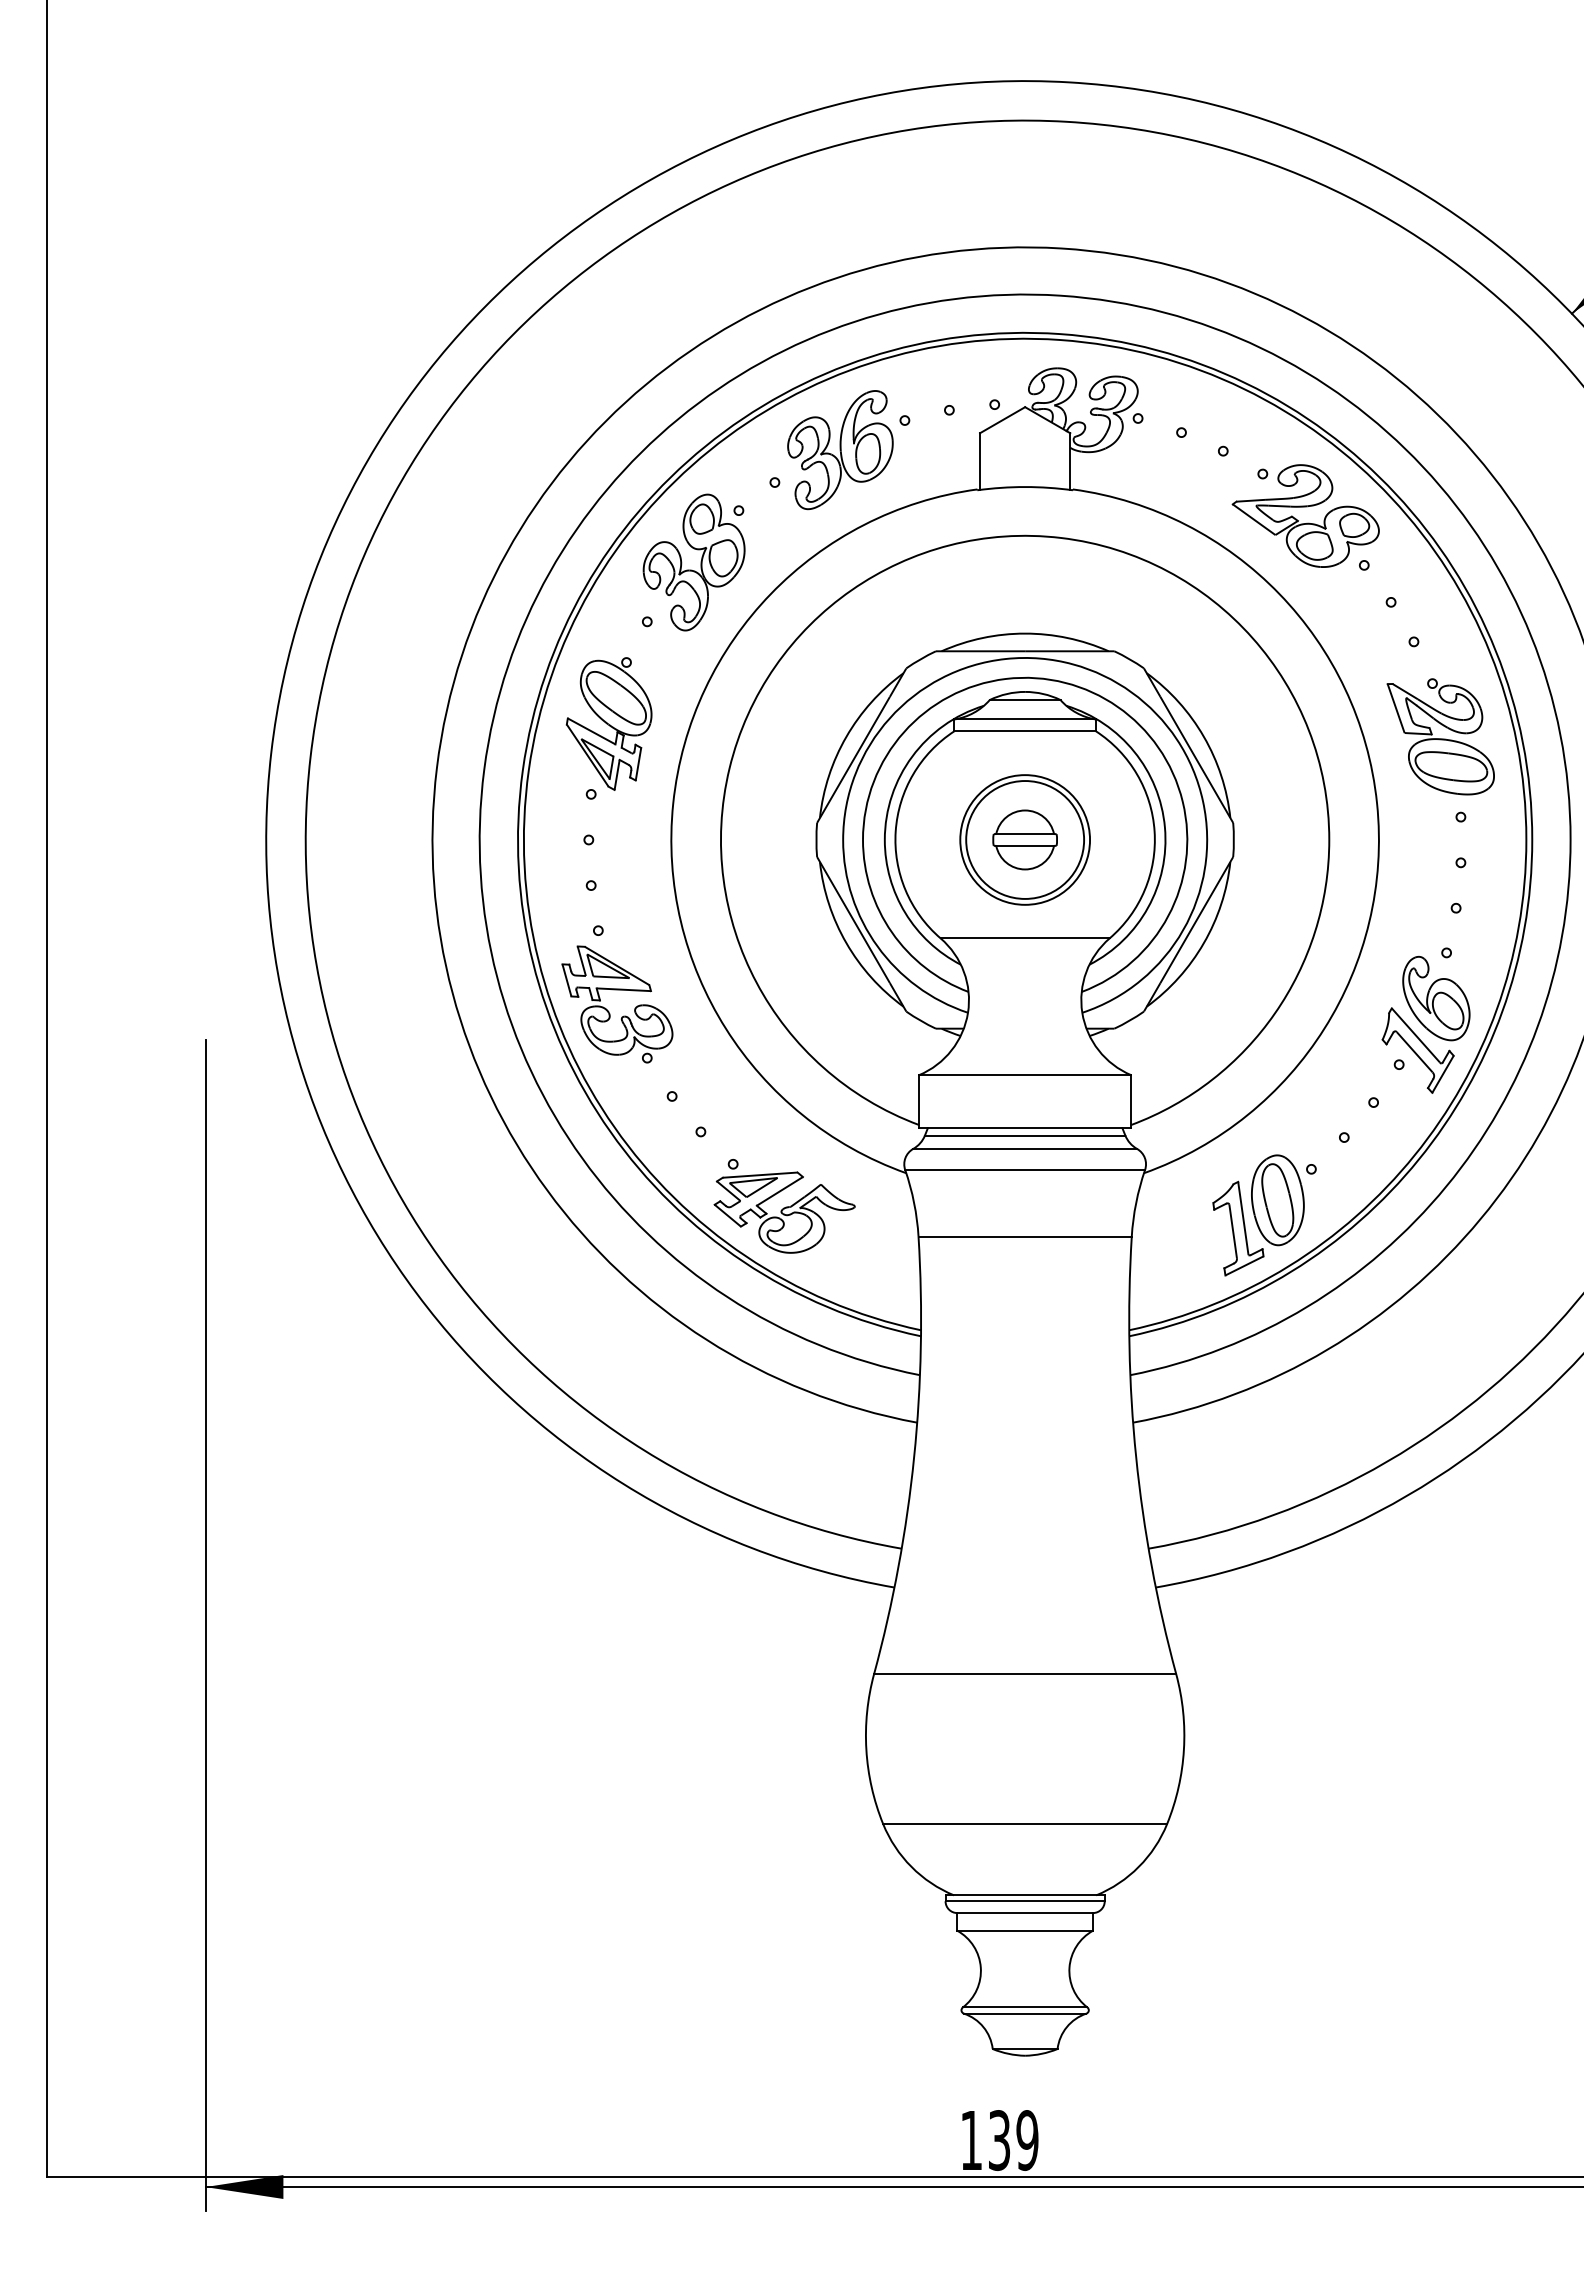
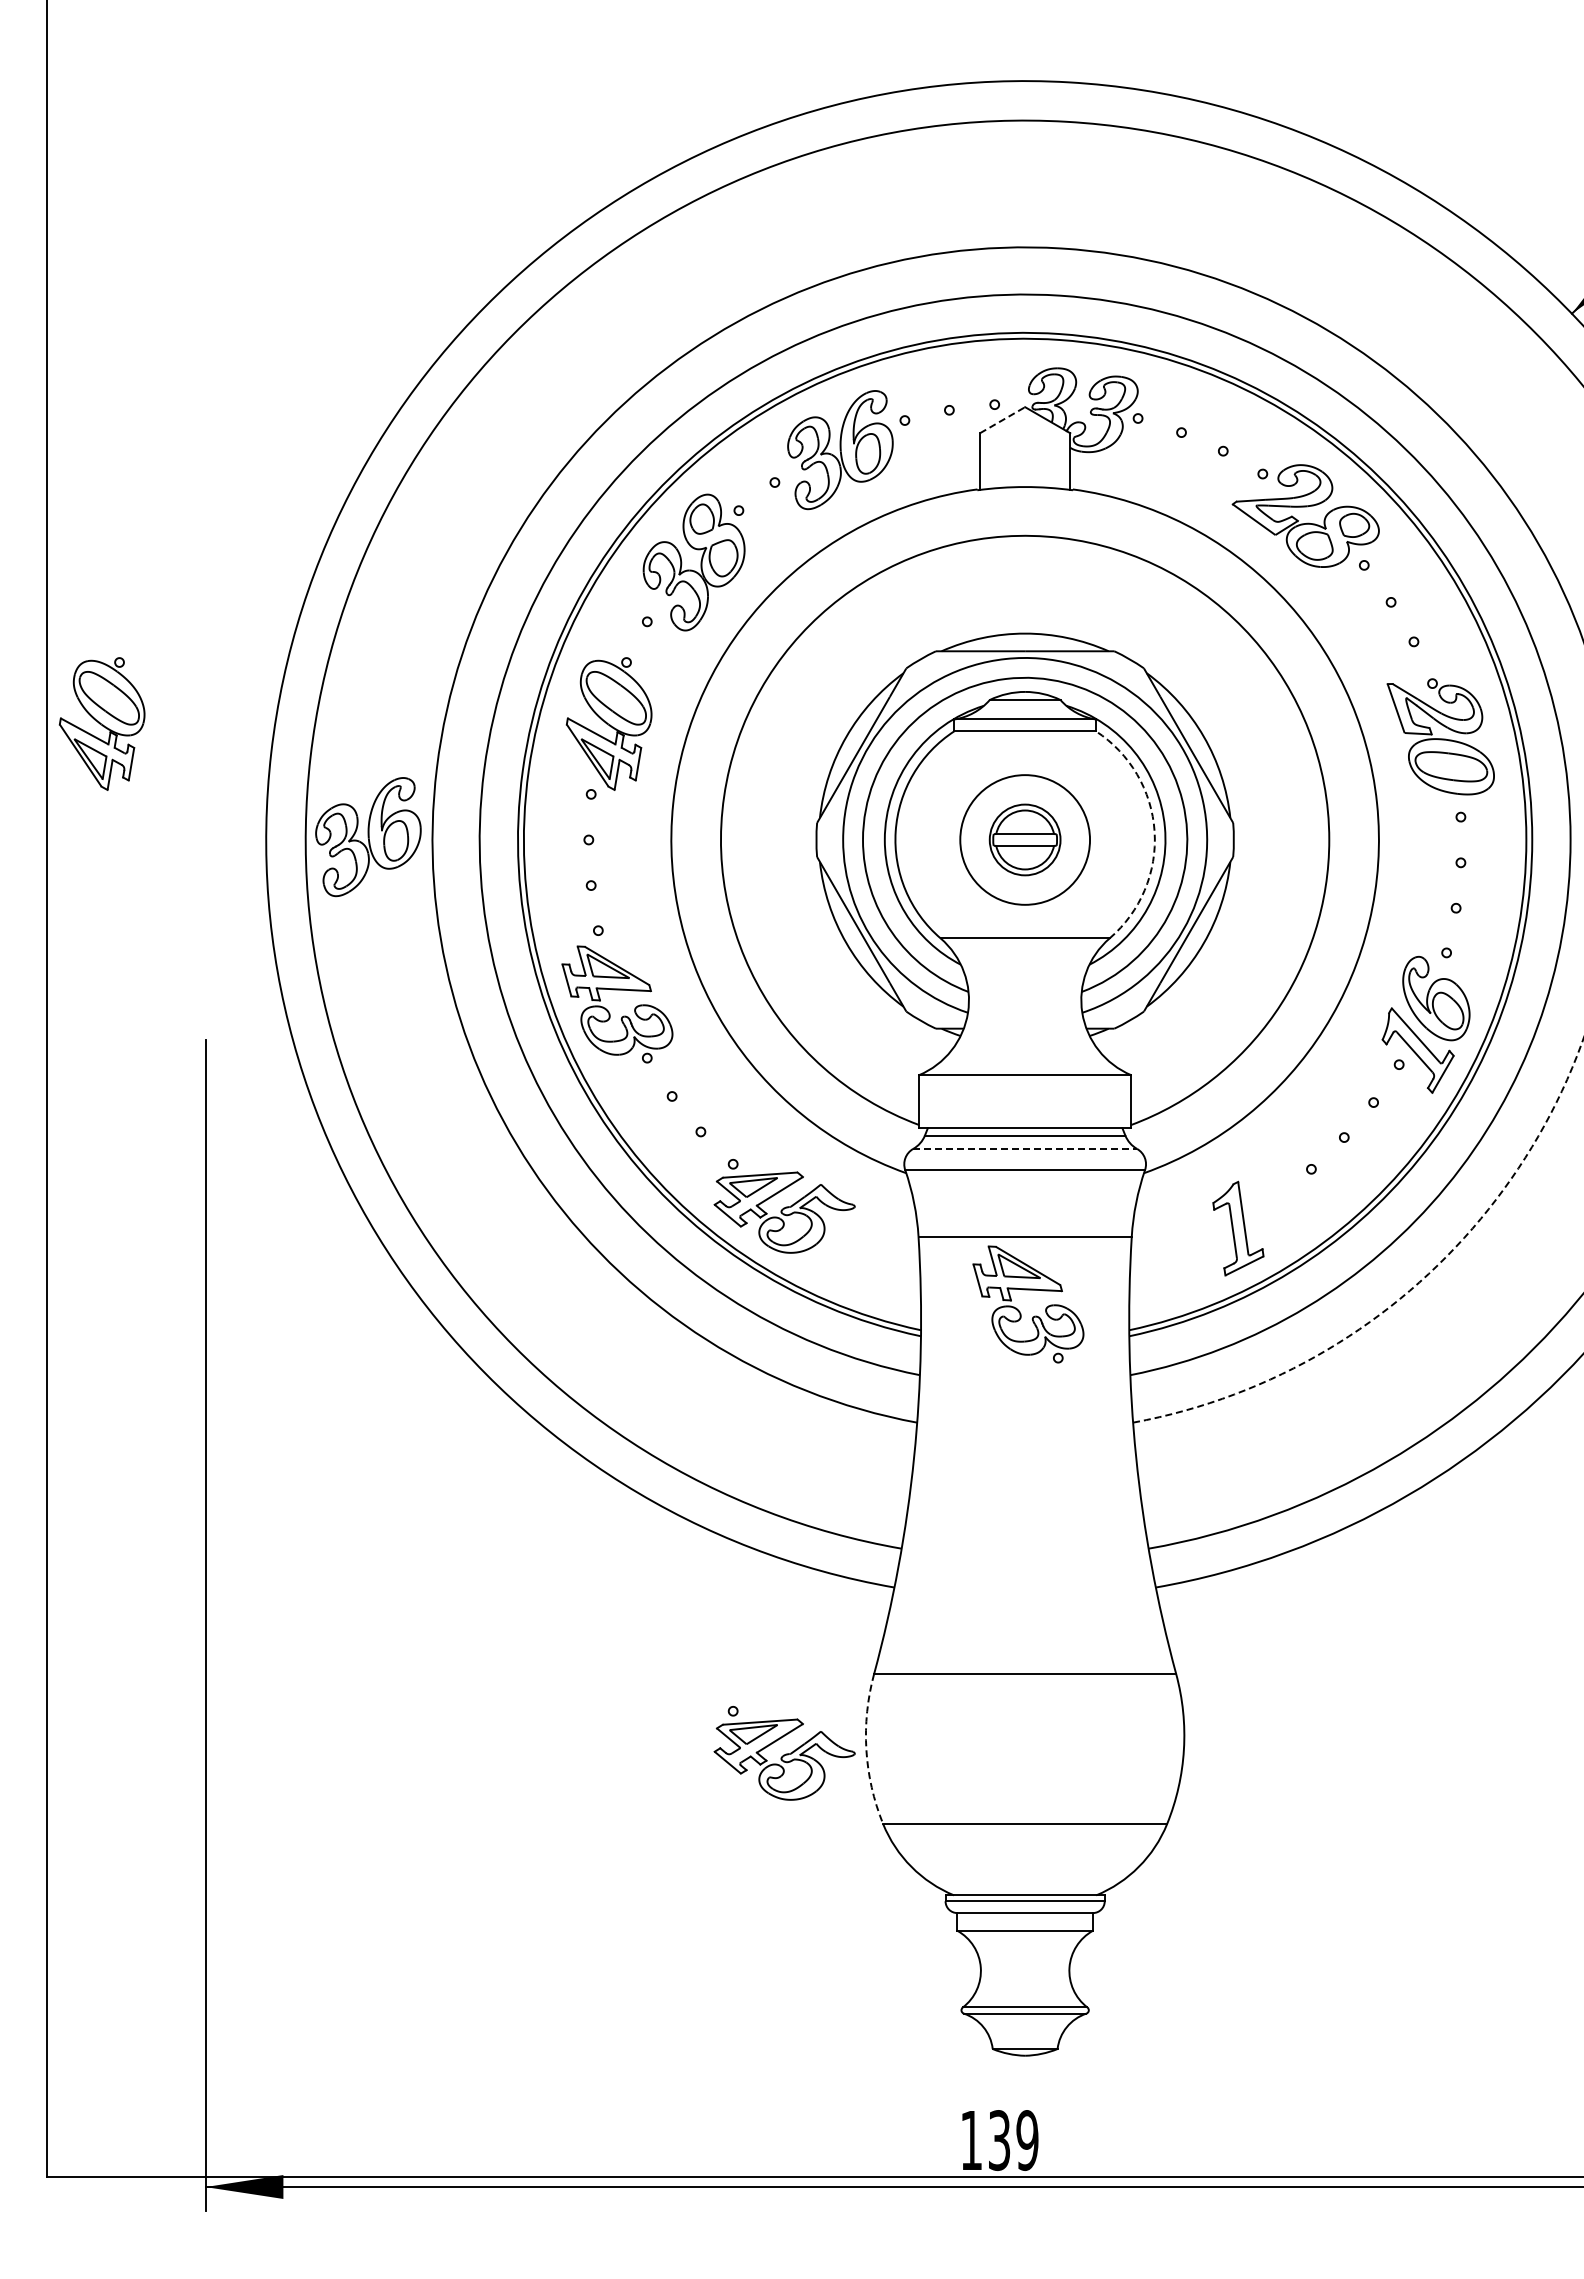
line: solid -> dashed (1003, 419)
part: none -> present (101, 723)
arc: solid -> dashed (1154, 831)
part: none -> present (368, 837)
circle diameter: 118 px -> 71 px (1024, 839)
line: solid -> dashed (1025, 1148)
part: present -> none (1277, 1200)
arc: solid -> dashed (1411, 1289)
part: none -> present (1020, 1311)
arc: solid -> dashed (866, 1749)
part: none -> present (784, 1753)
